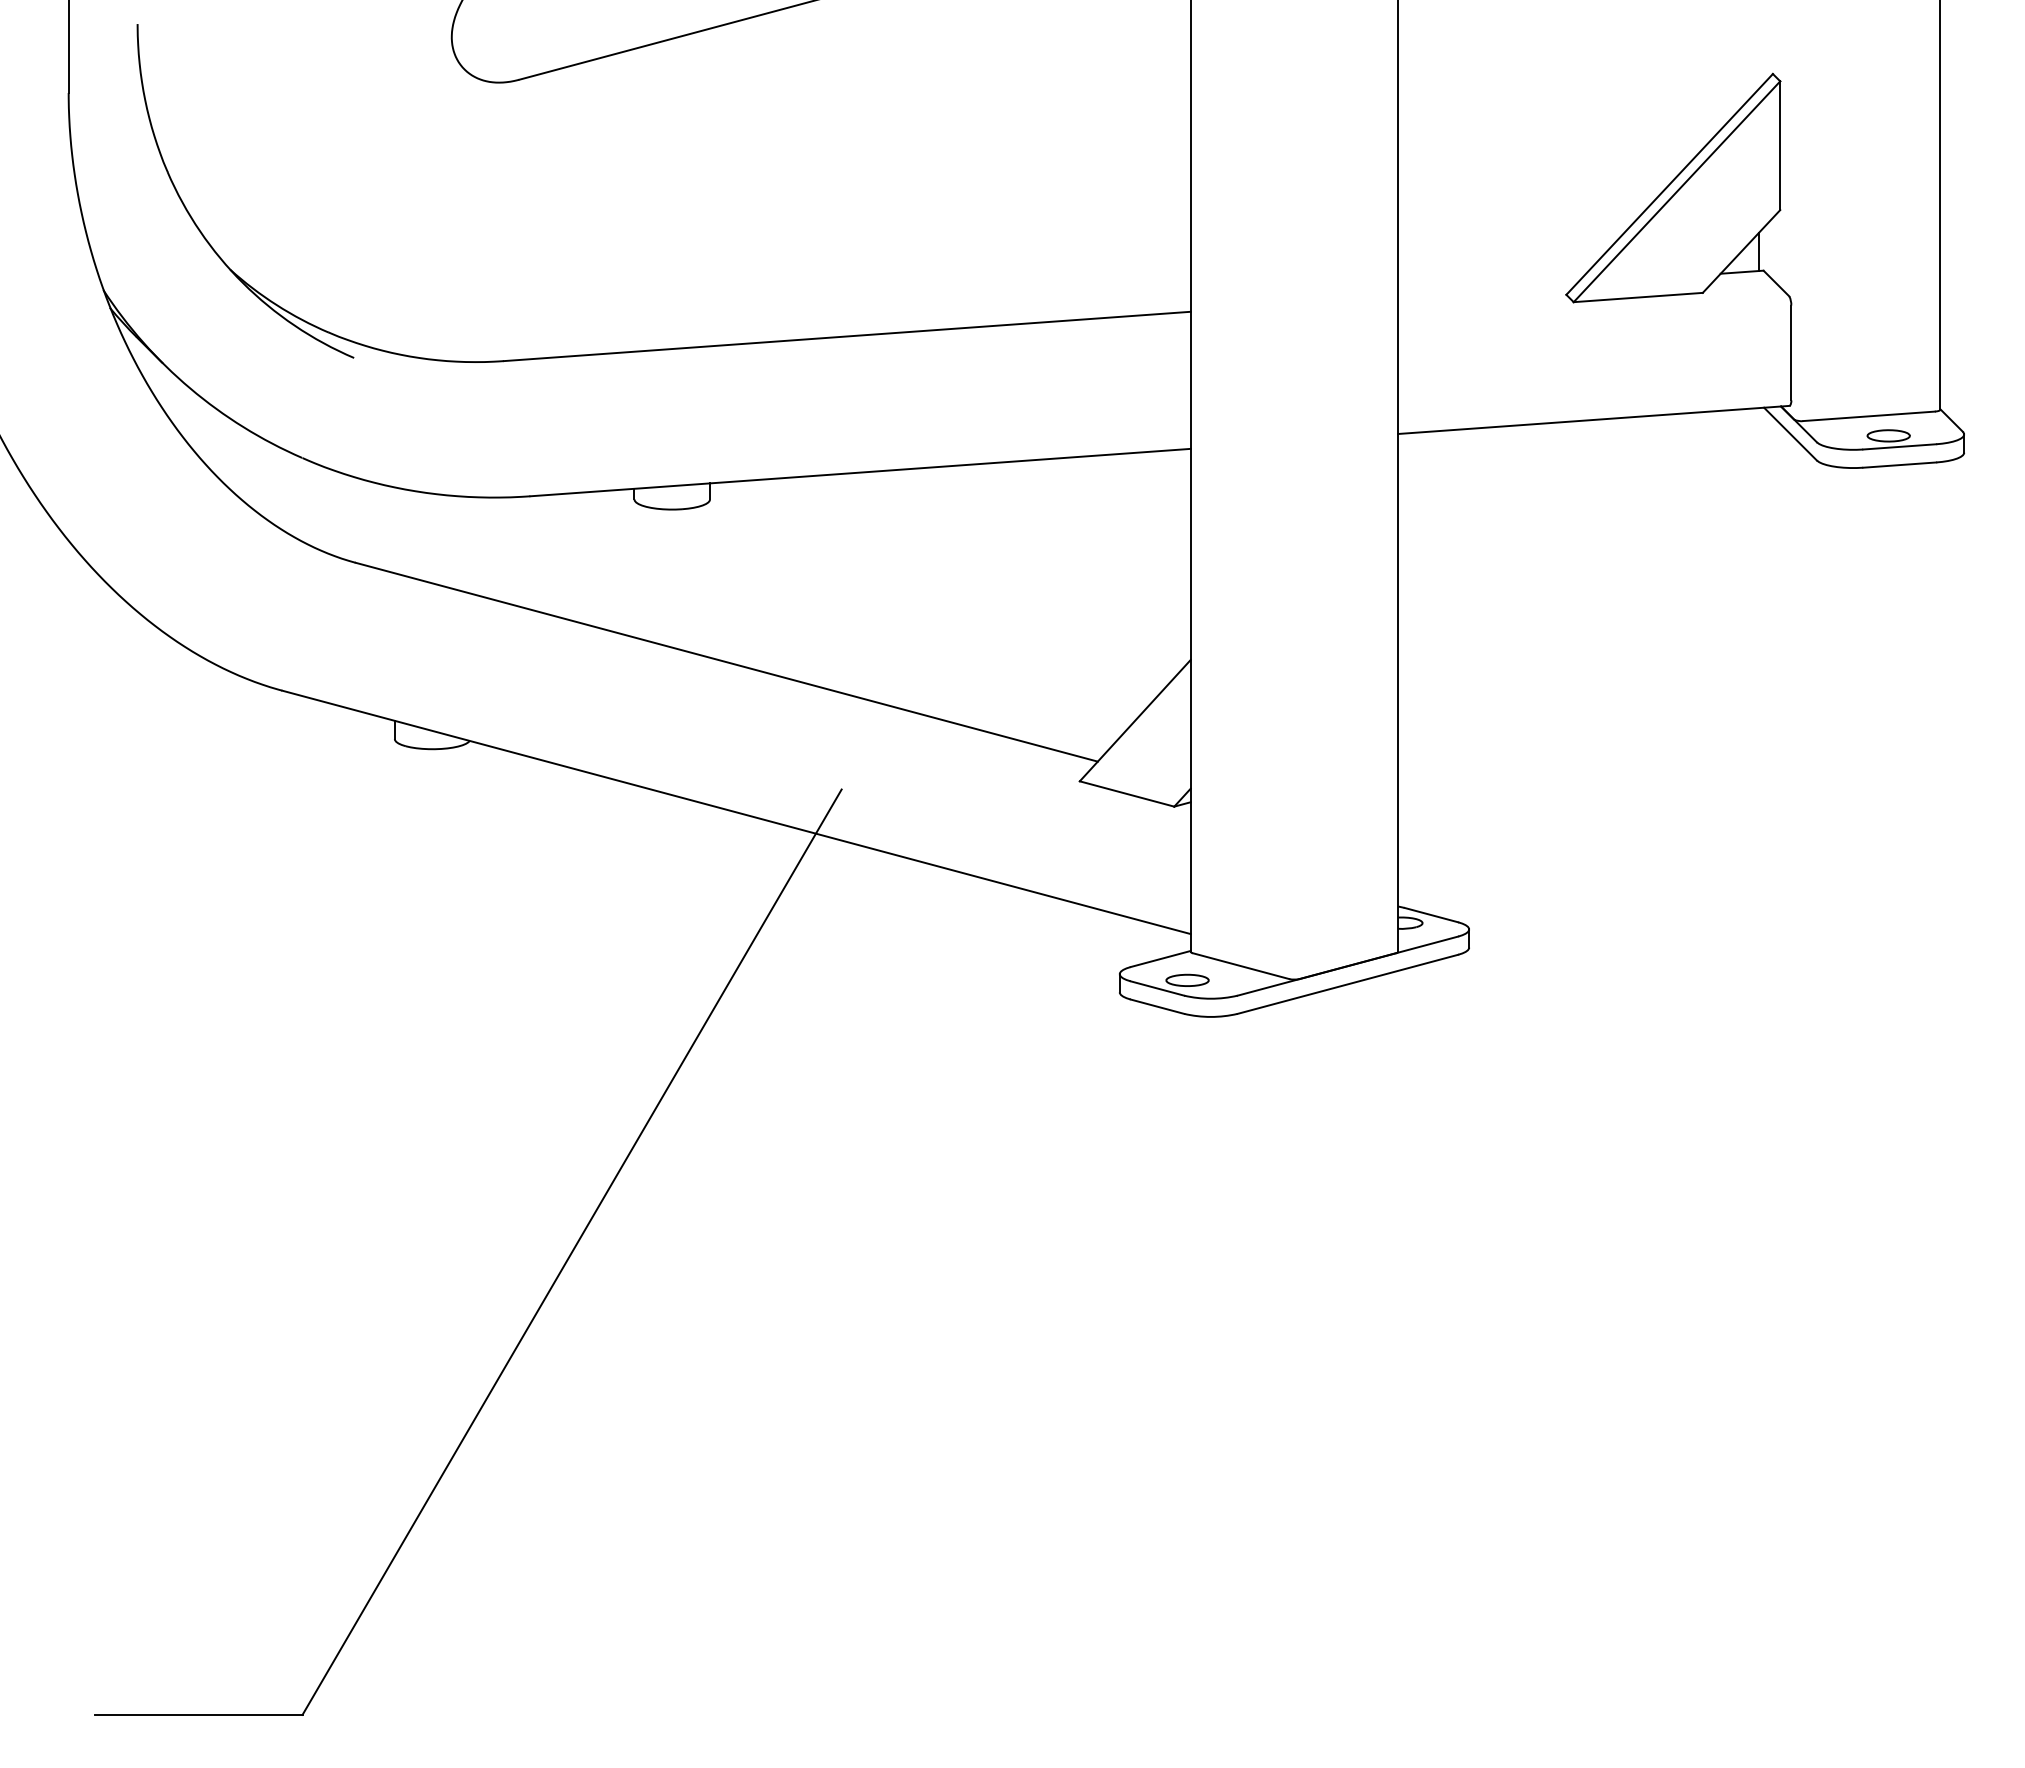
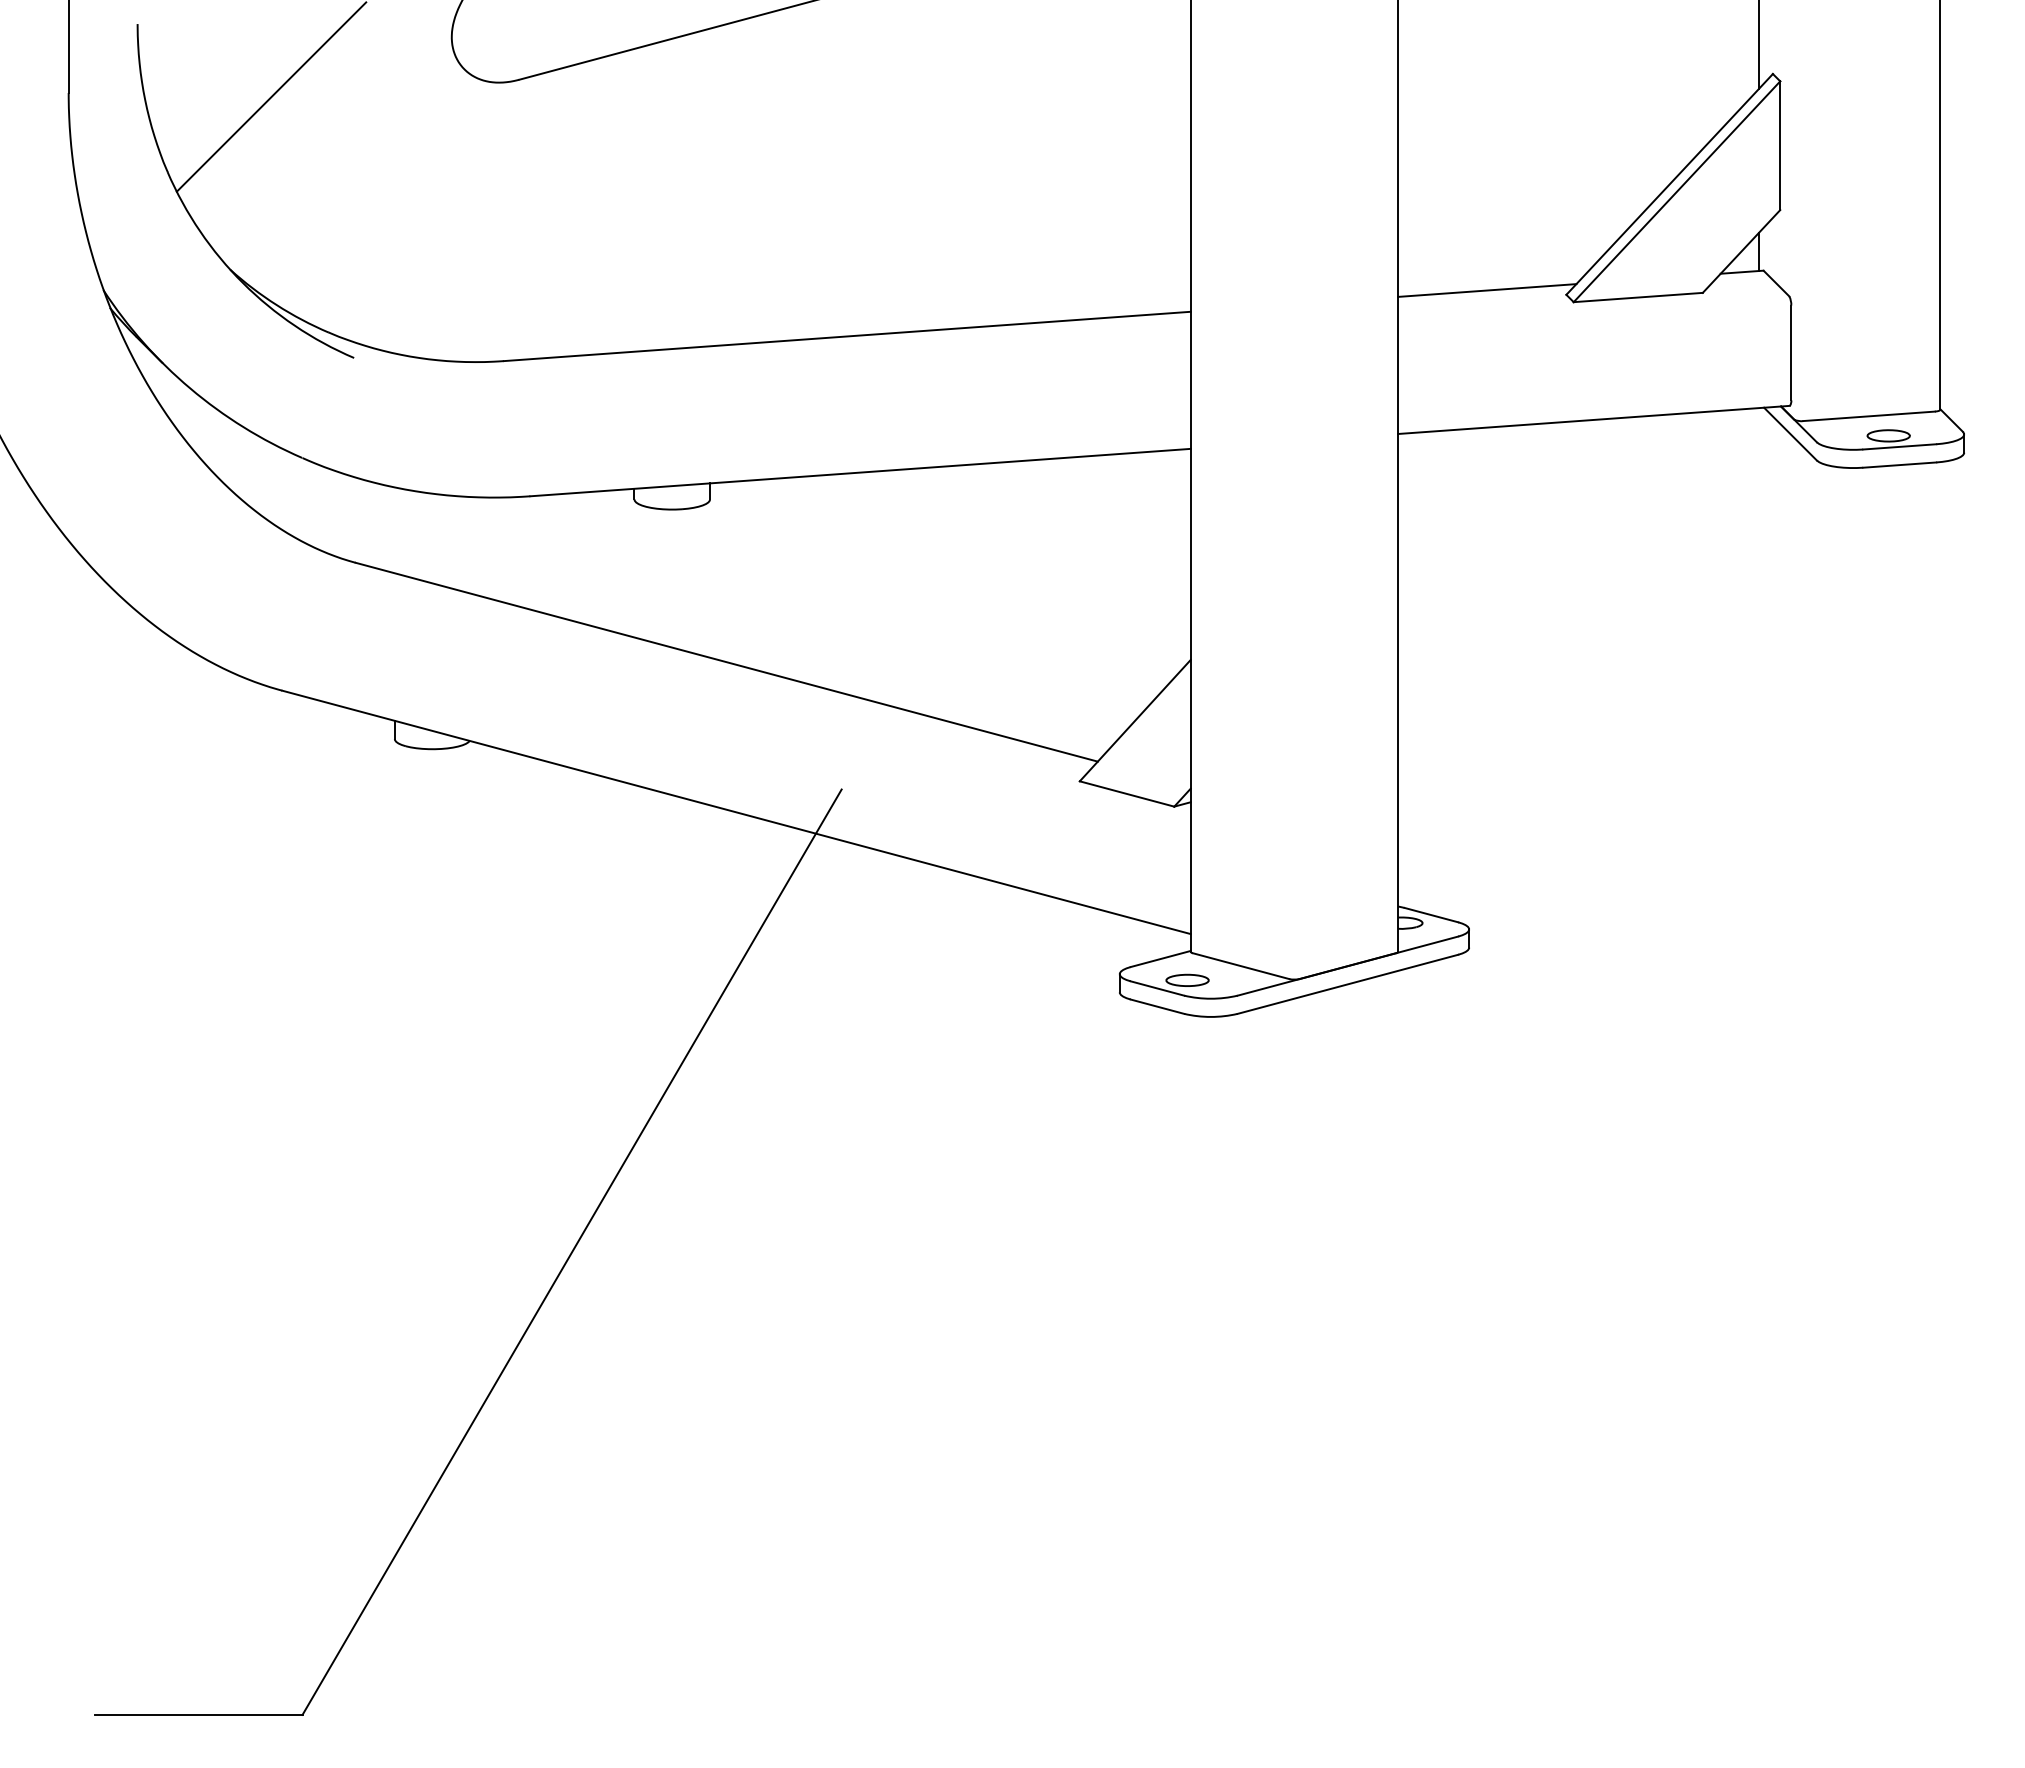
line: none -> present (1758, 45)
line: none -> present (271, 96)
line: none -> present (1487, 290)
